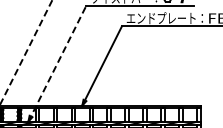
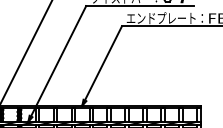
line: dashed -> solid (26, 52)
line: dashed -> solid (57, 63)
